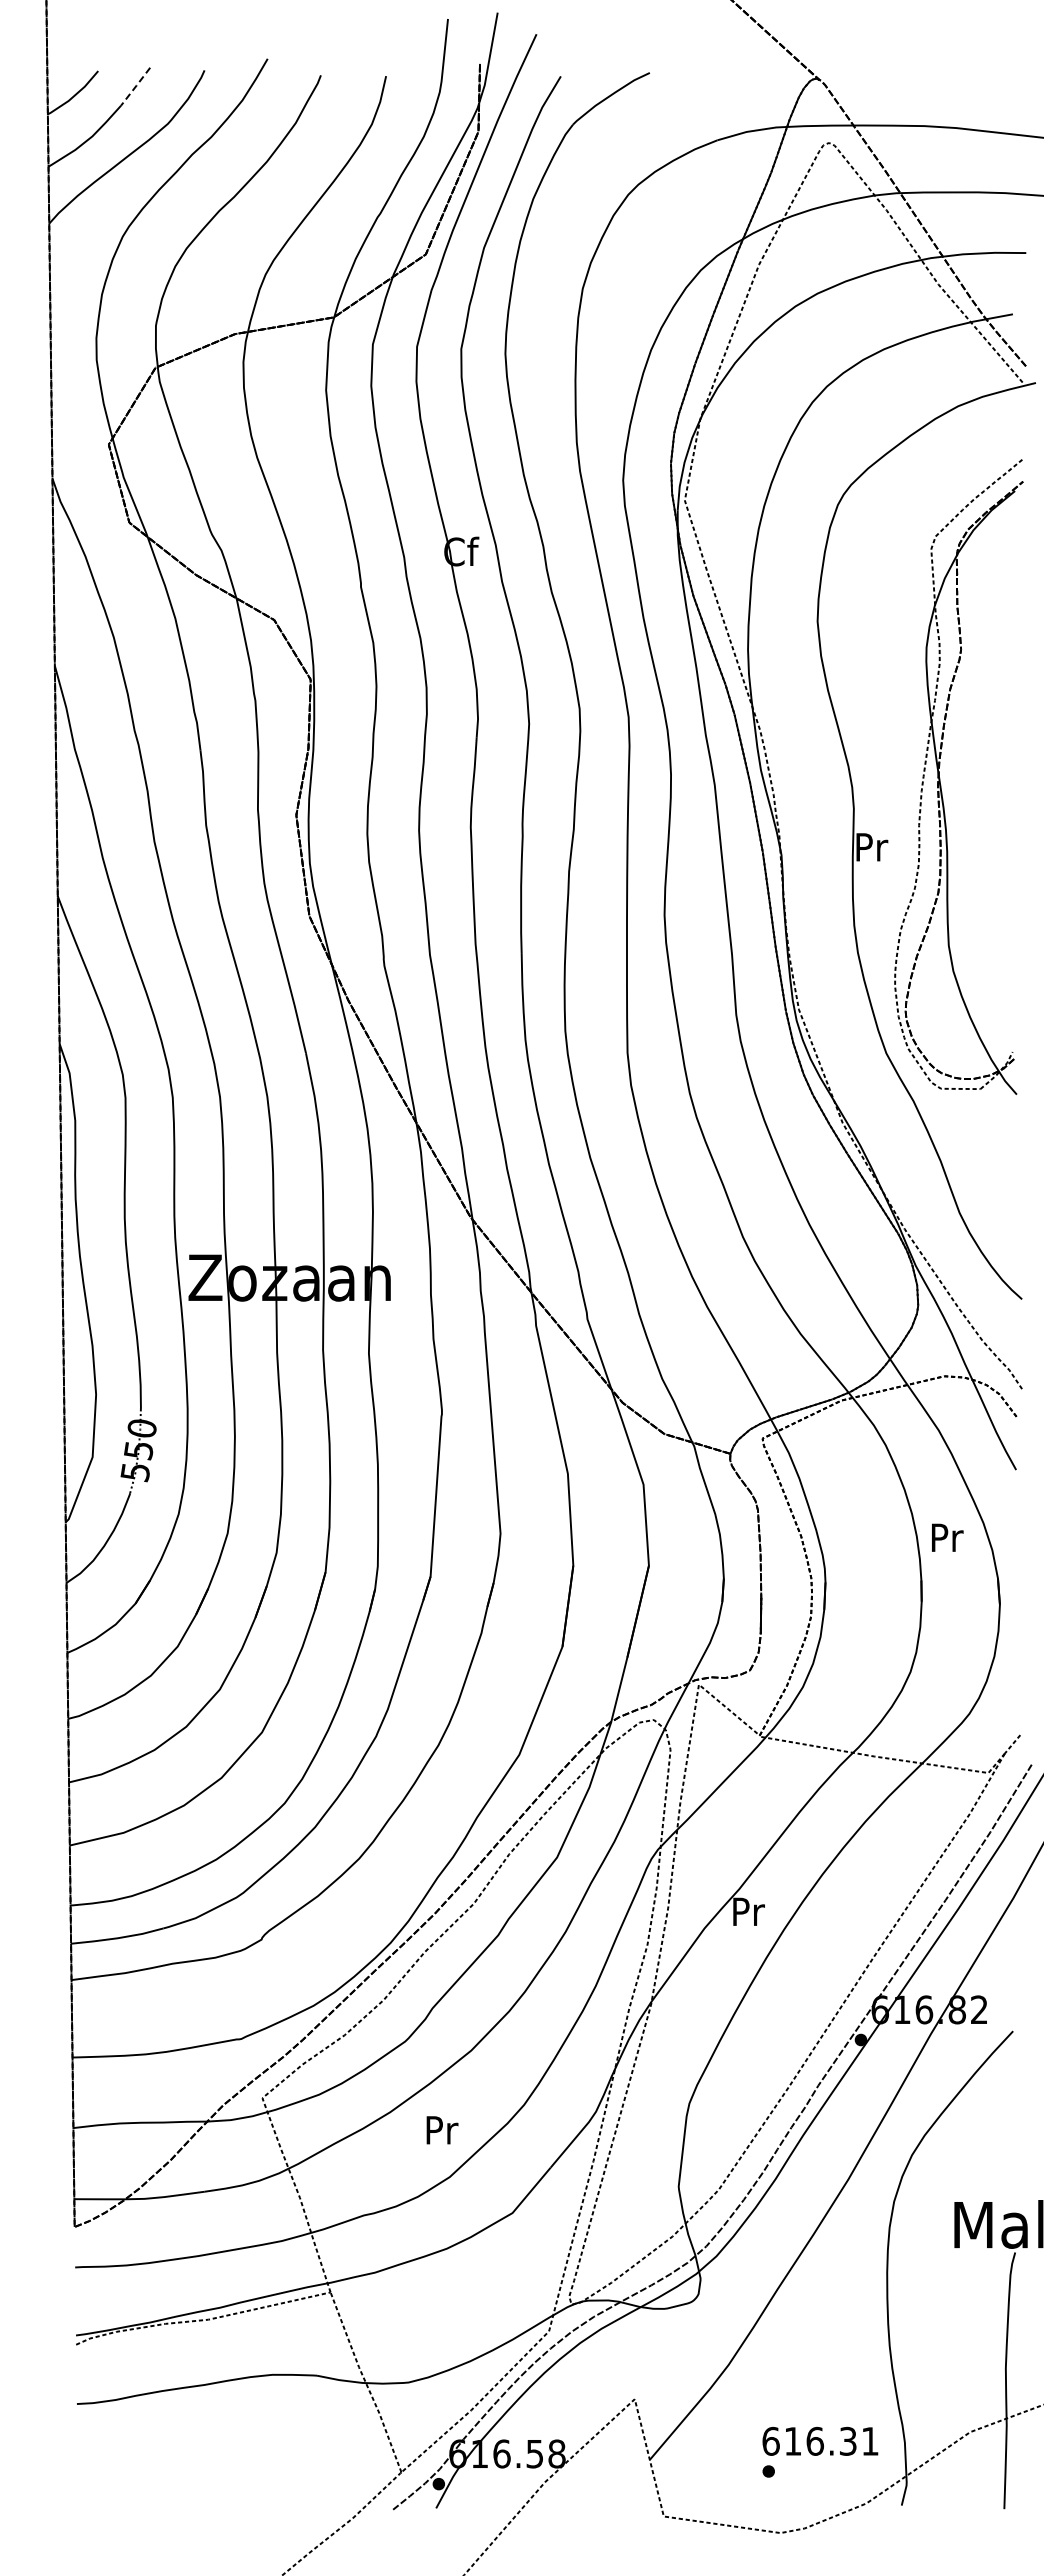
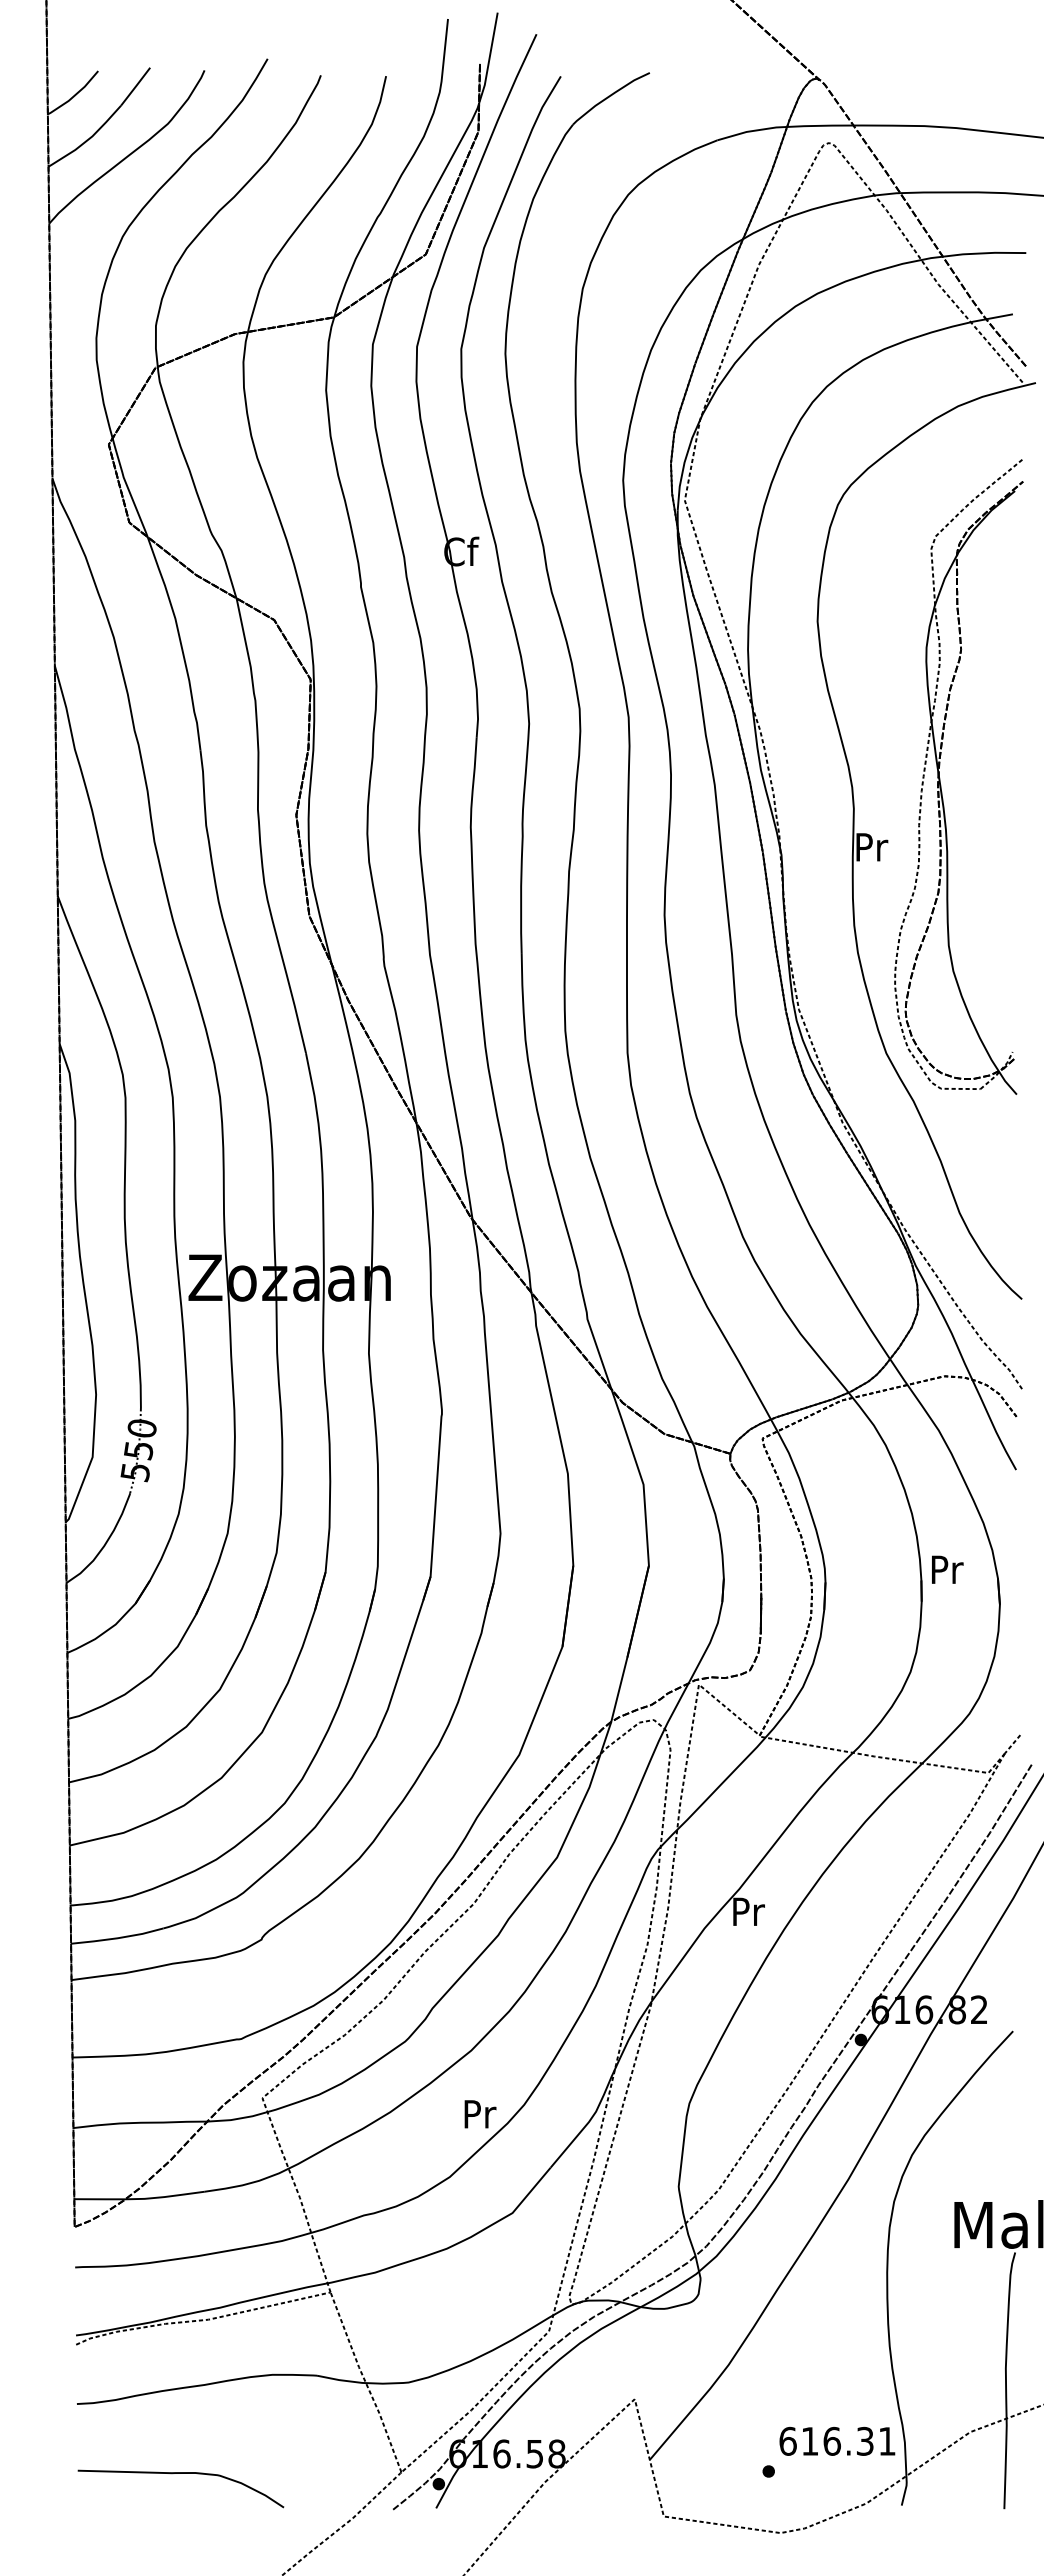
line: dashed -> solid (136, 86)
text position: (947, 1537) -> (947, 1569) (947, 1569)
text position: (442, 2130) -> (480, 2114) (480, 2114)
text position: (820, 2440) -> (837, 2440) (837, 2440)
curve: none -> present (180, 2473)
